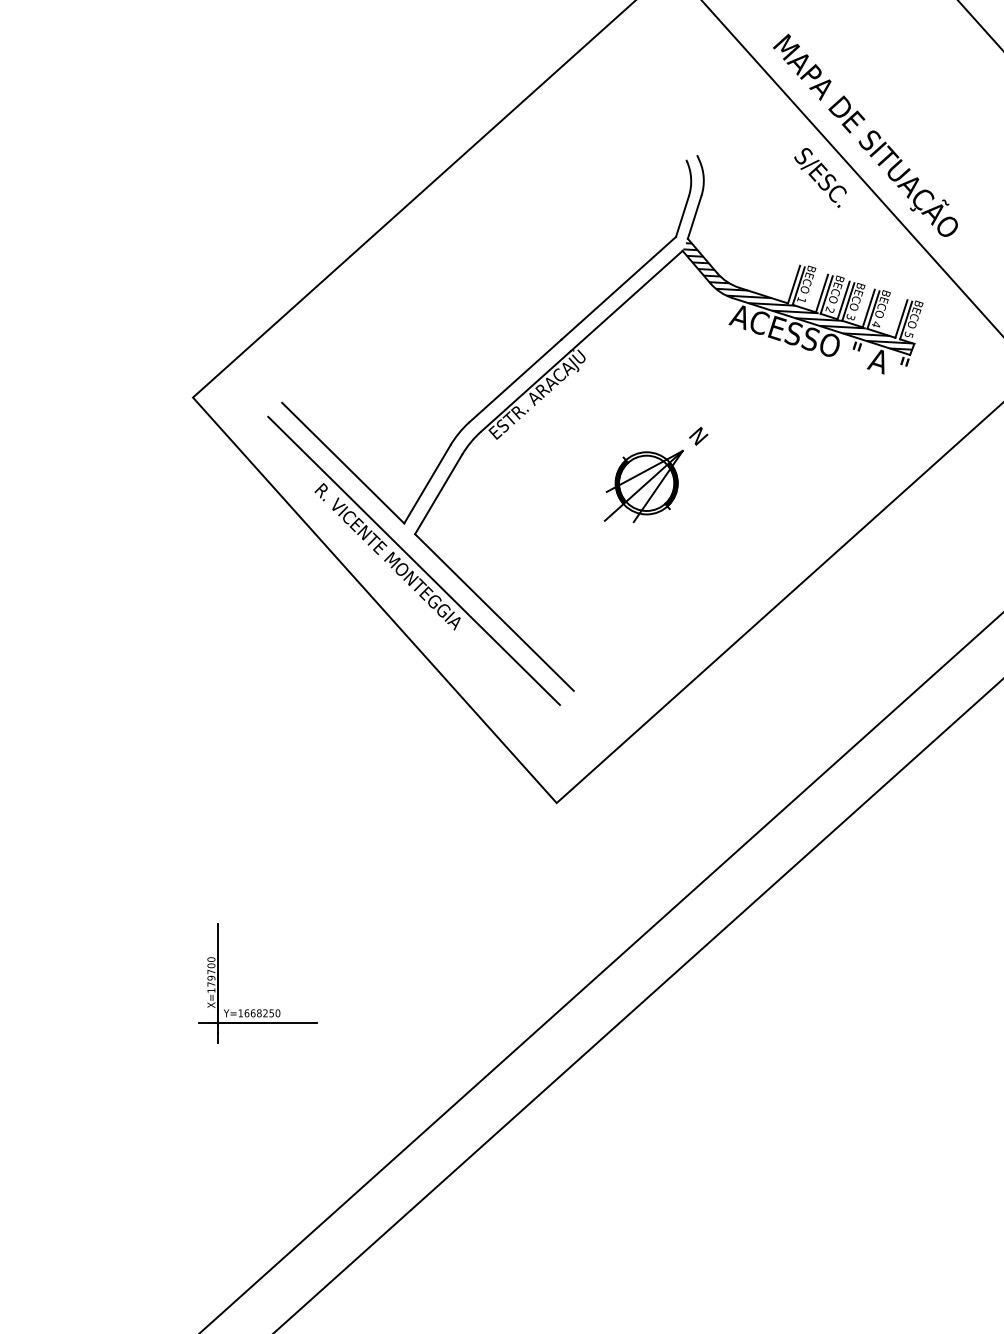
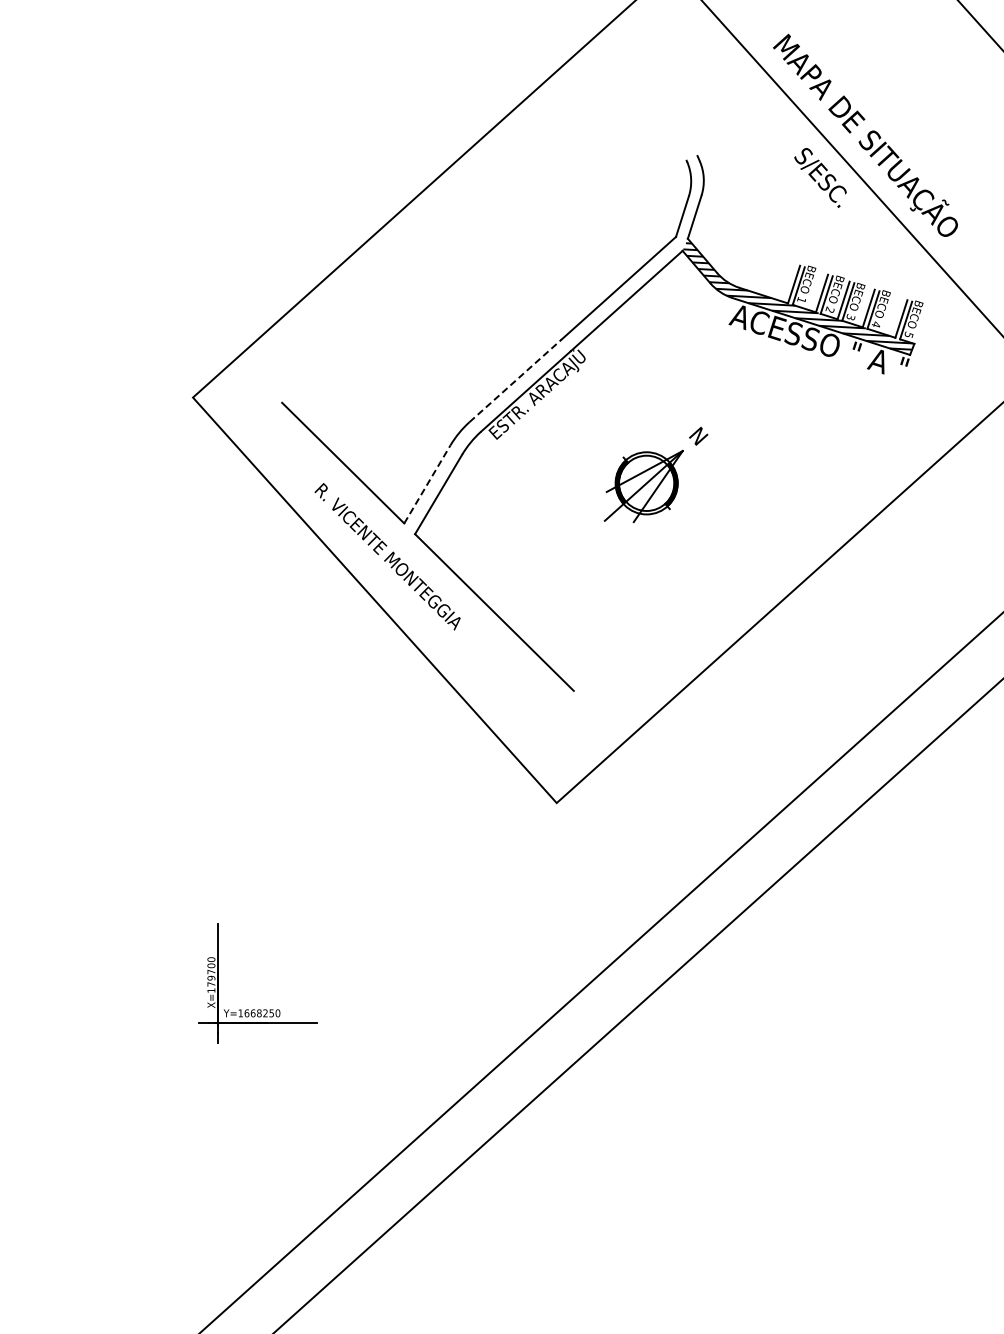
line: solid -> dashed (515, 380)
line: solid -> dashed (427, 483)
line: present -> none (413, 560)
